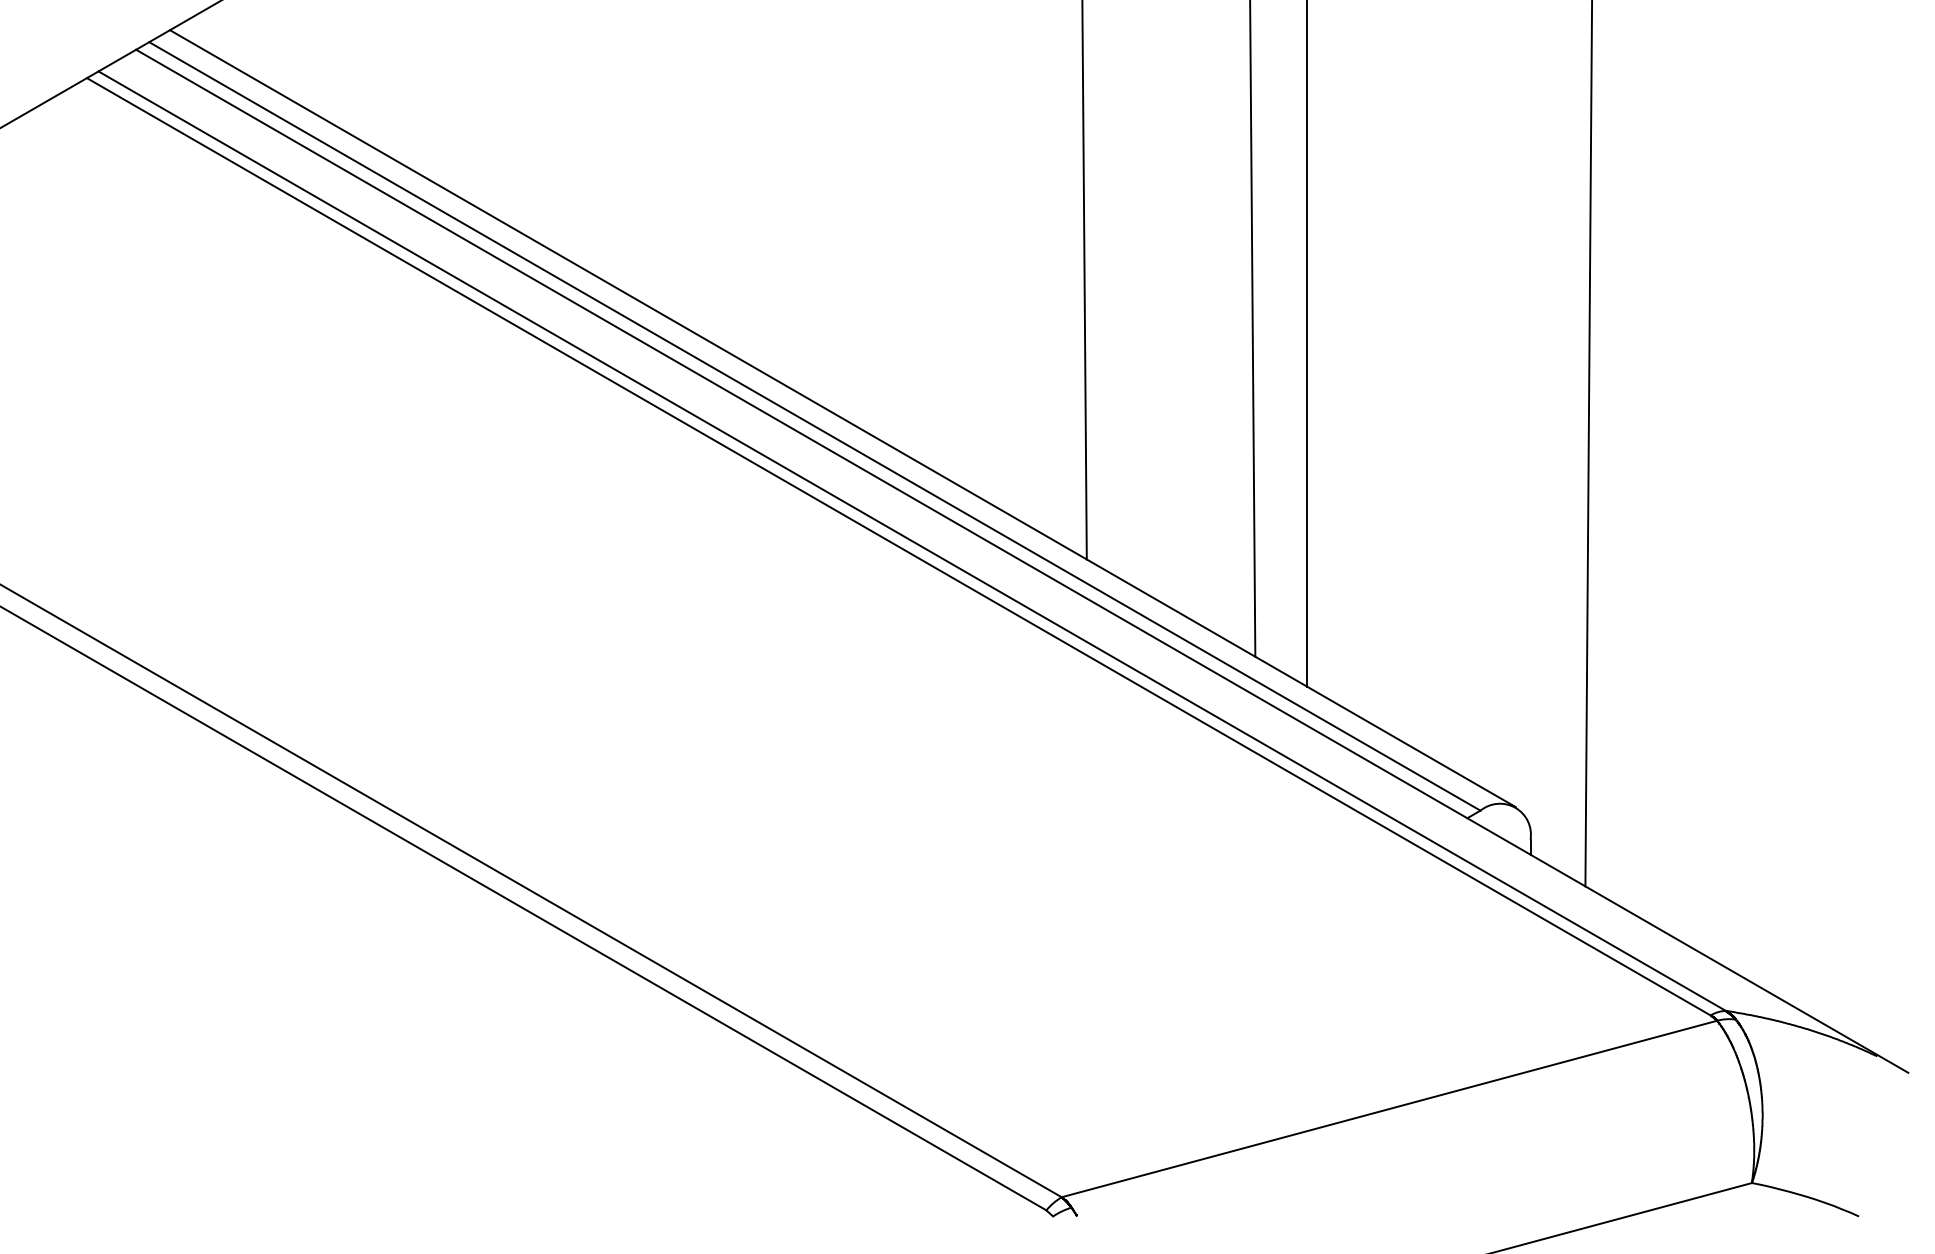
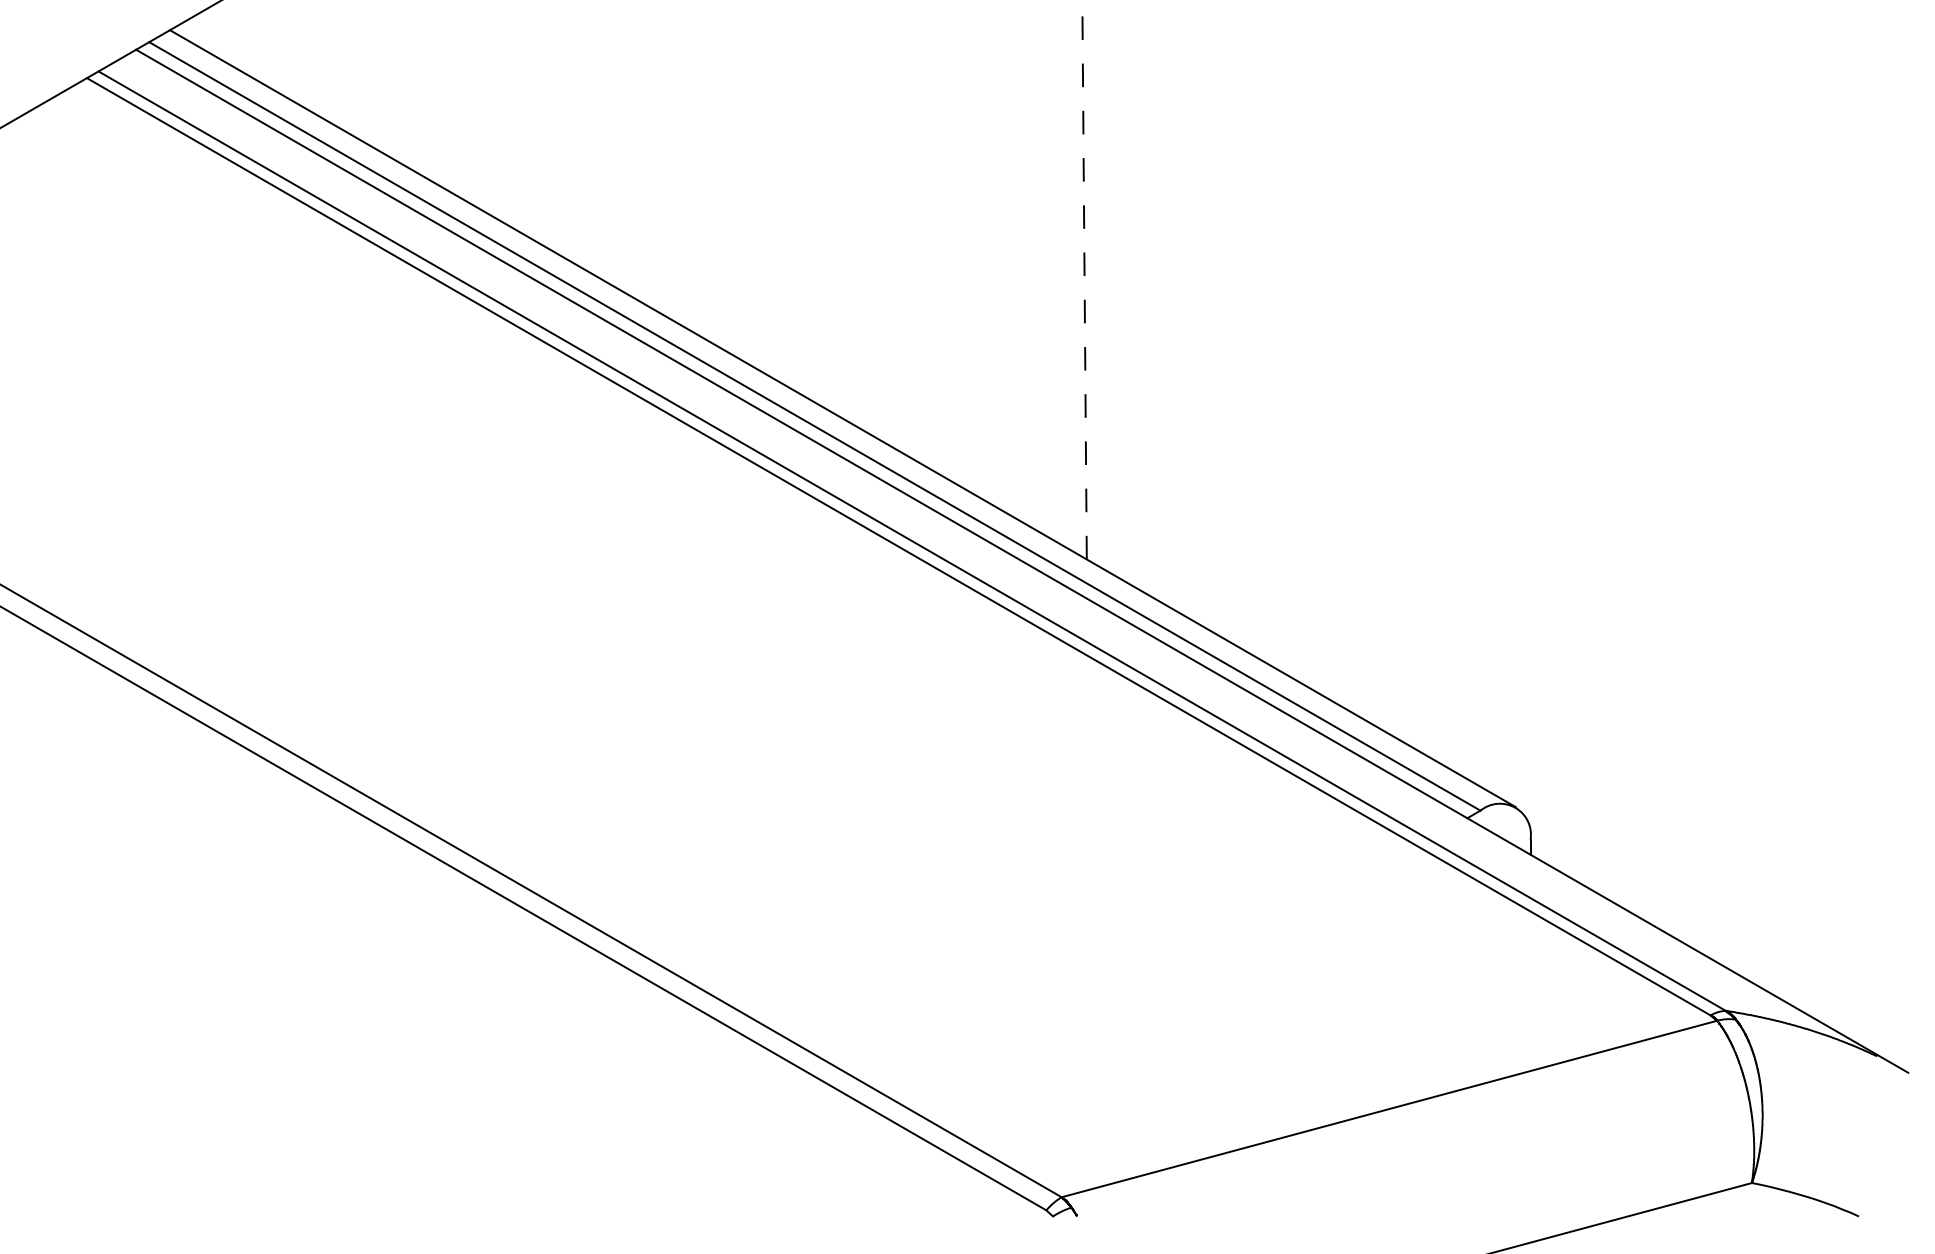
line: solid -> dashed (1084, 279)
line: present -> none (1252, 329)
line: present -> none (1307, 344)
line: present -> none (1588, 444)
